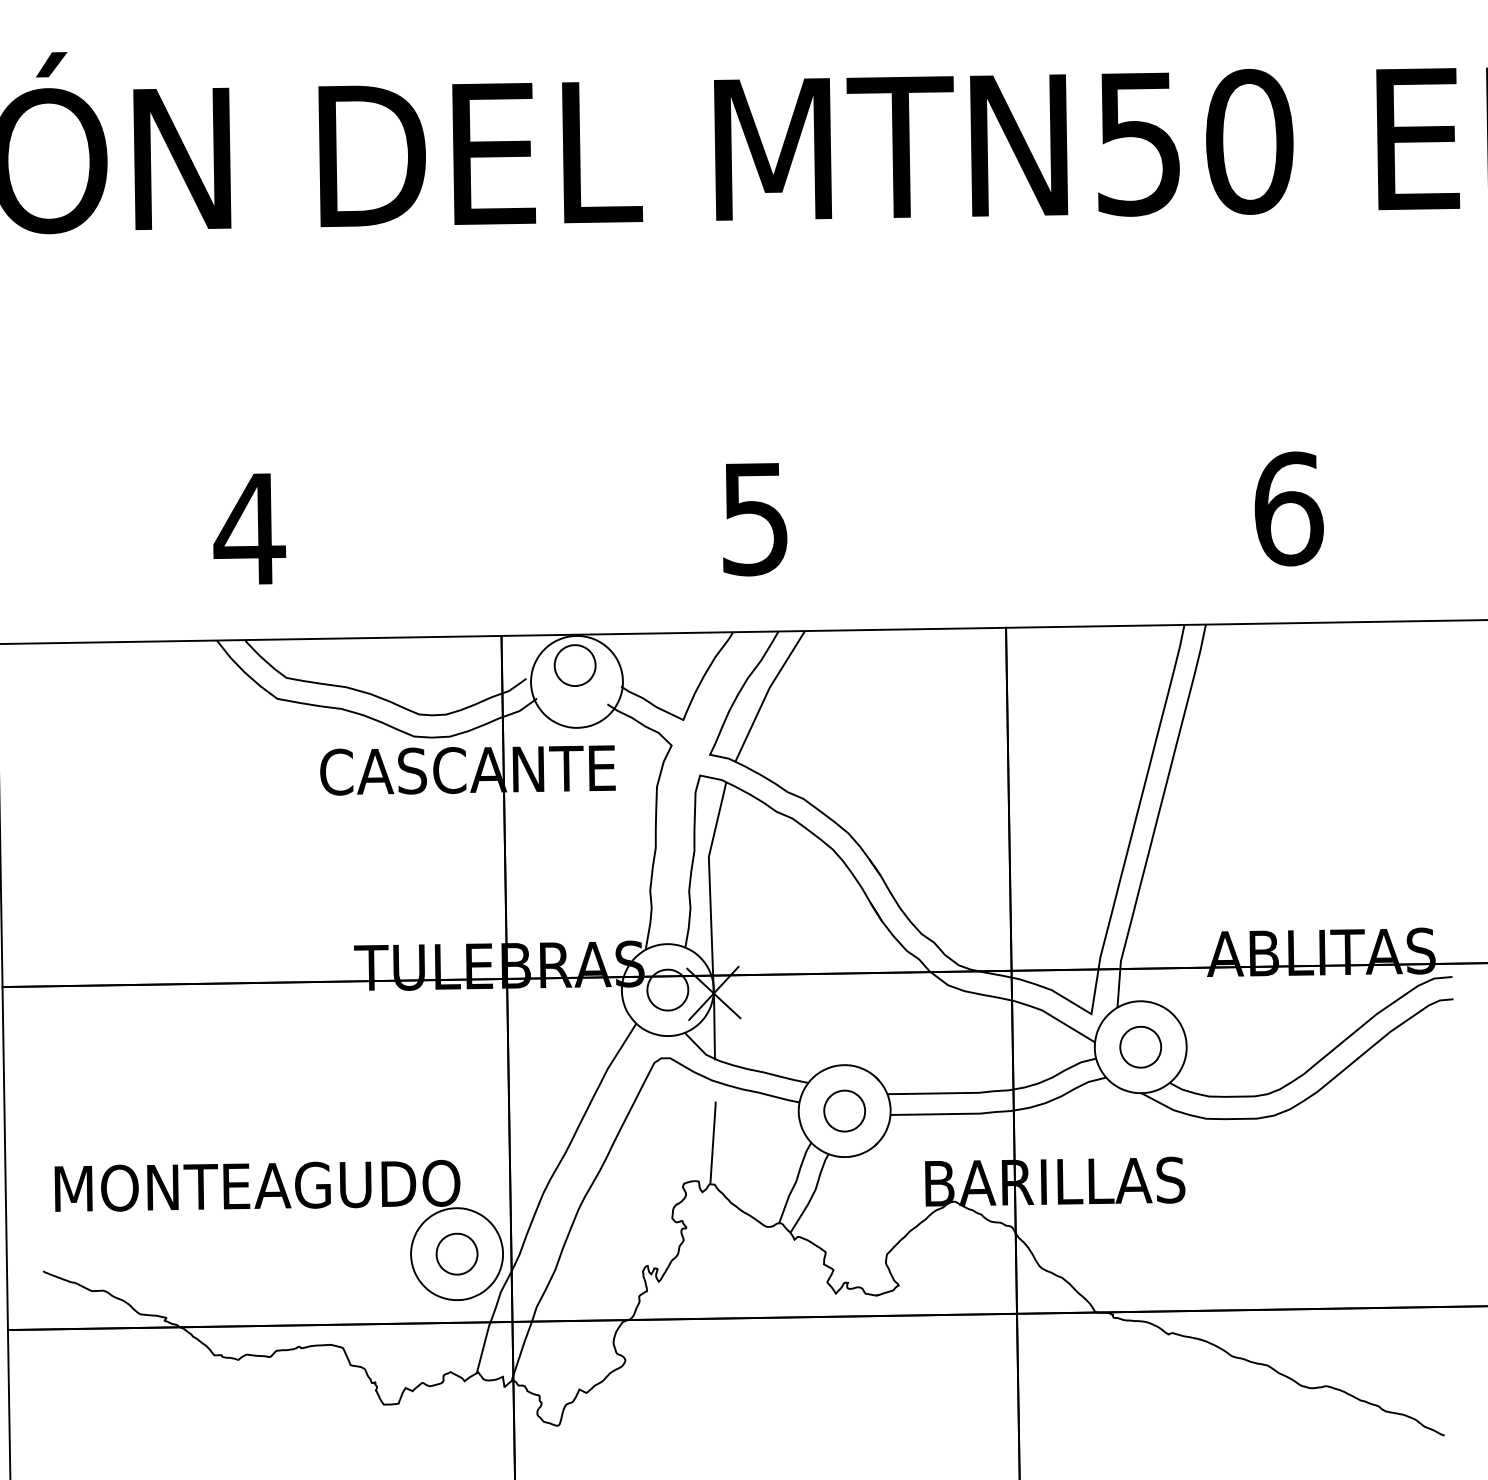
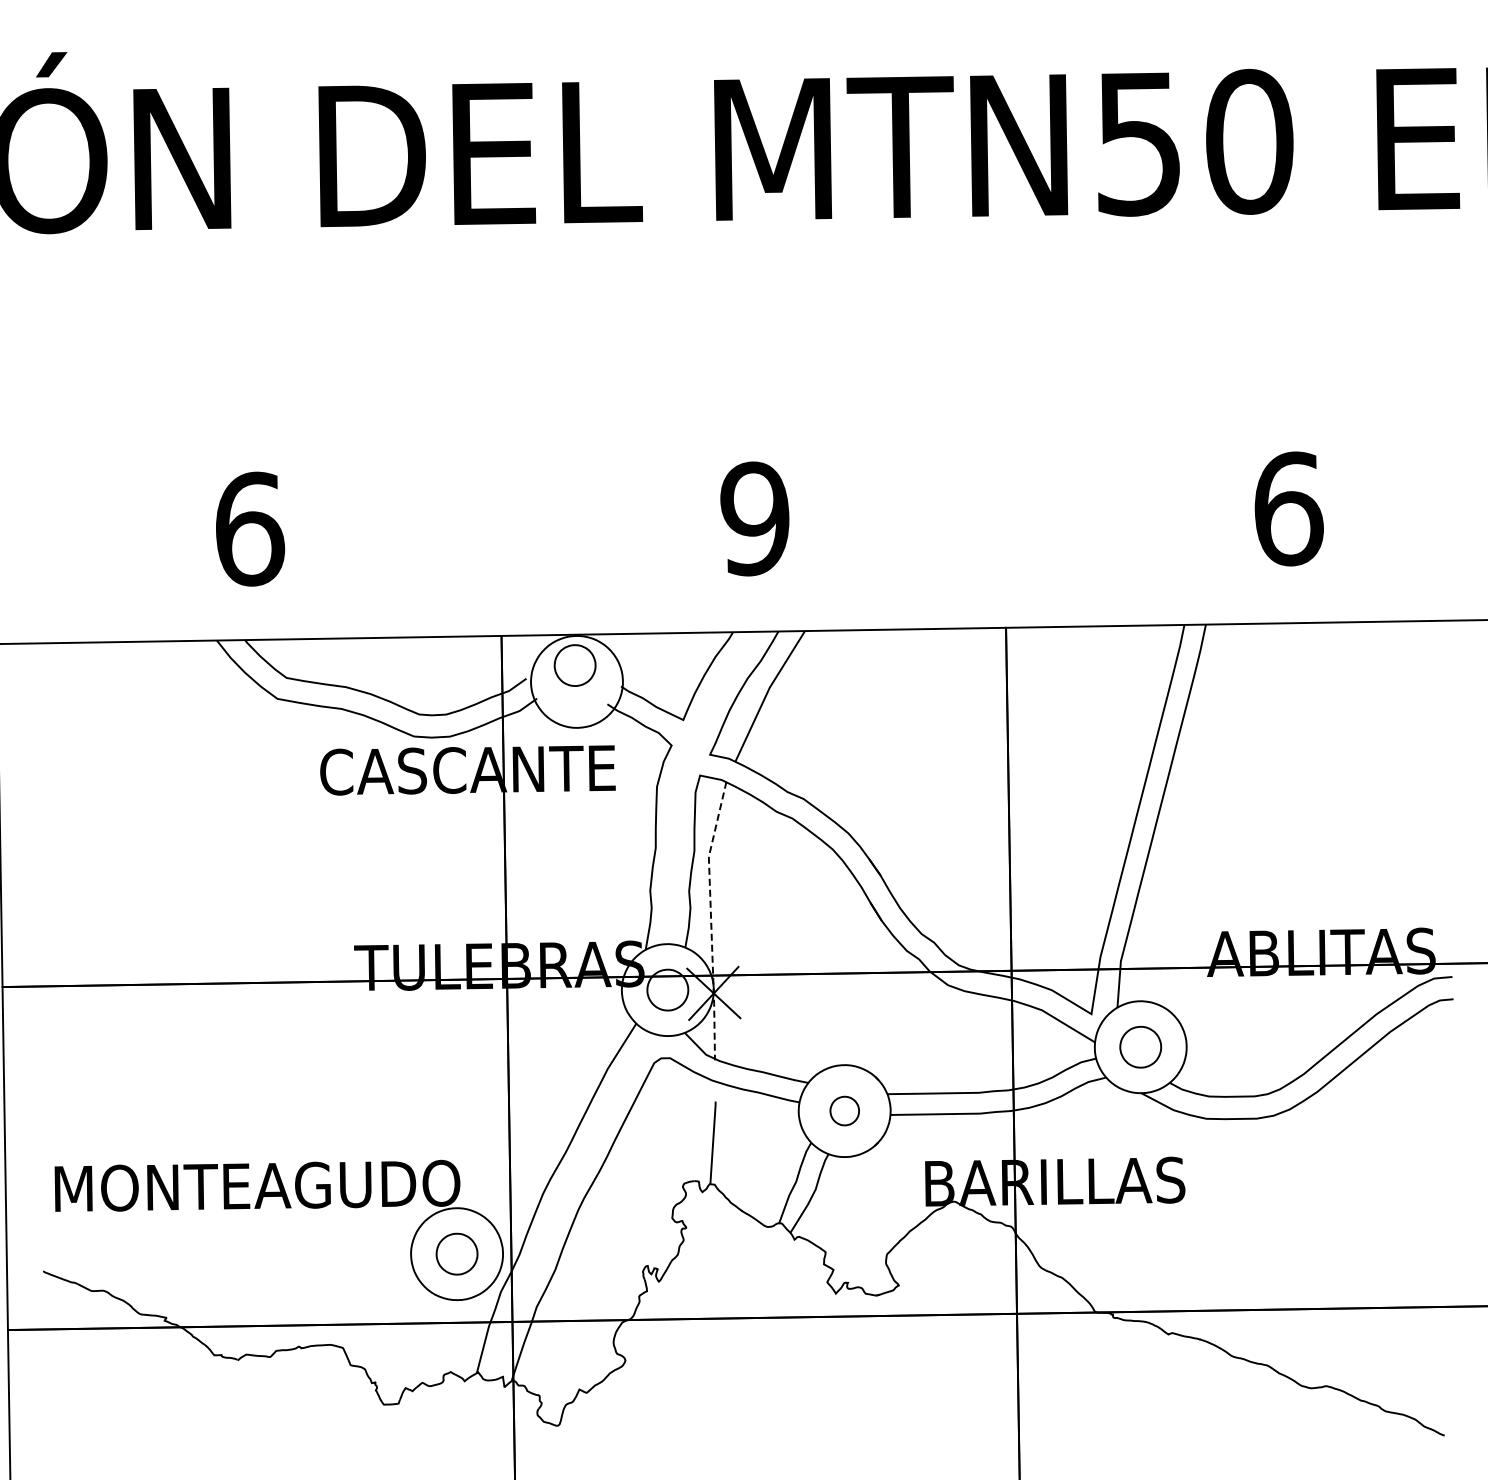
text: 5 -> 9 (754, 518)
text: 4 -> 6 (249, 528)
line: solid -> dashed (711, 920)
part size: 44x44 px -> 31x32 px (844, 1110)
